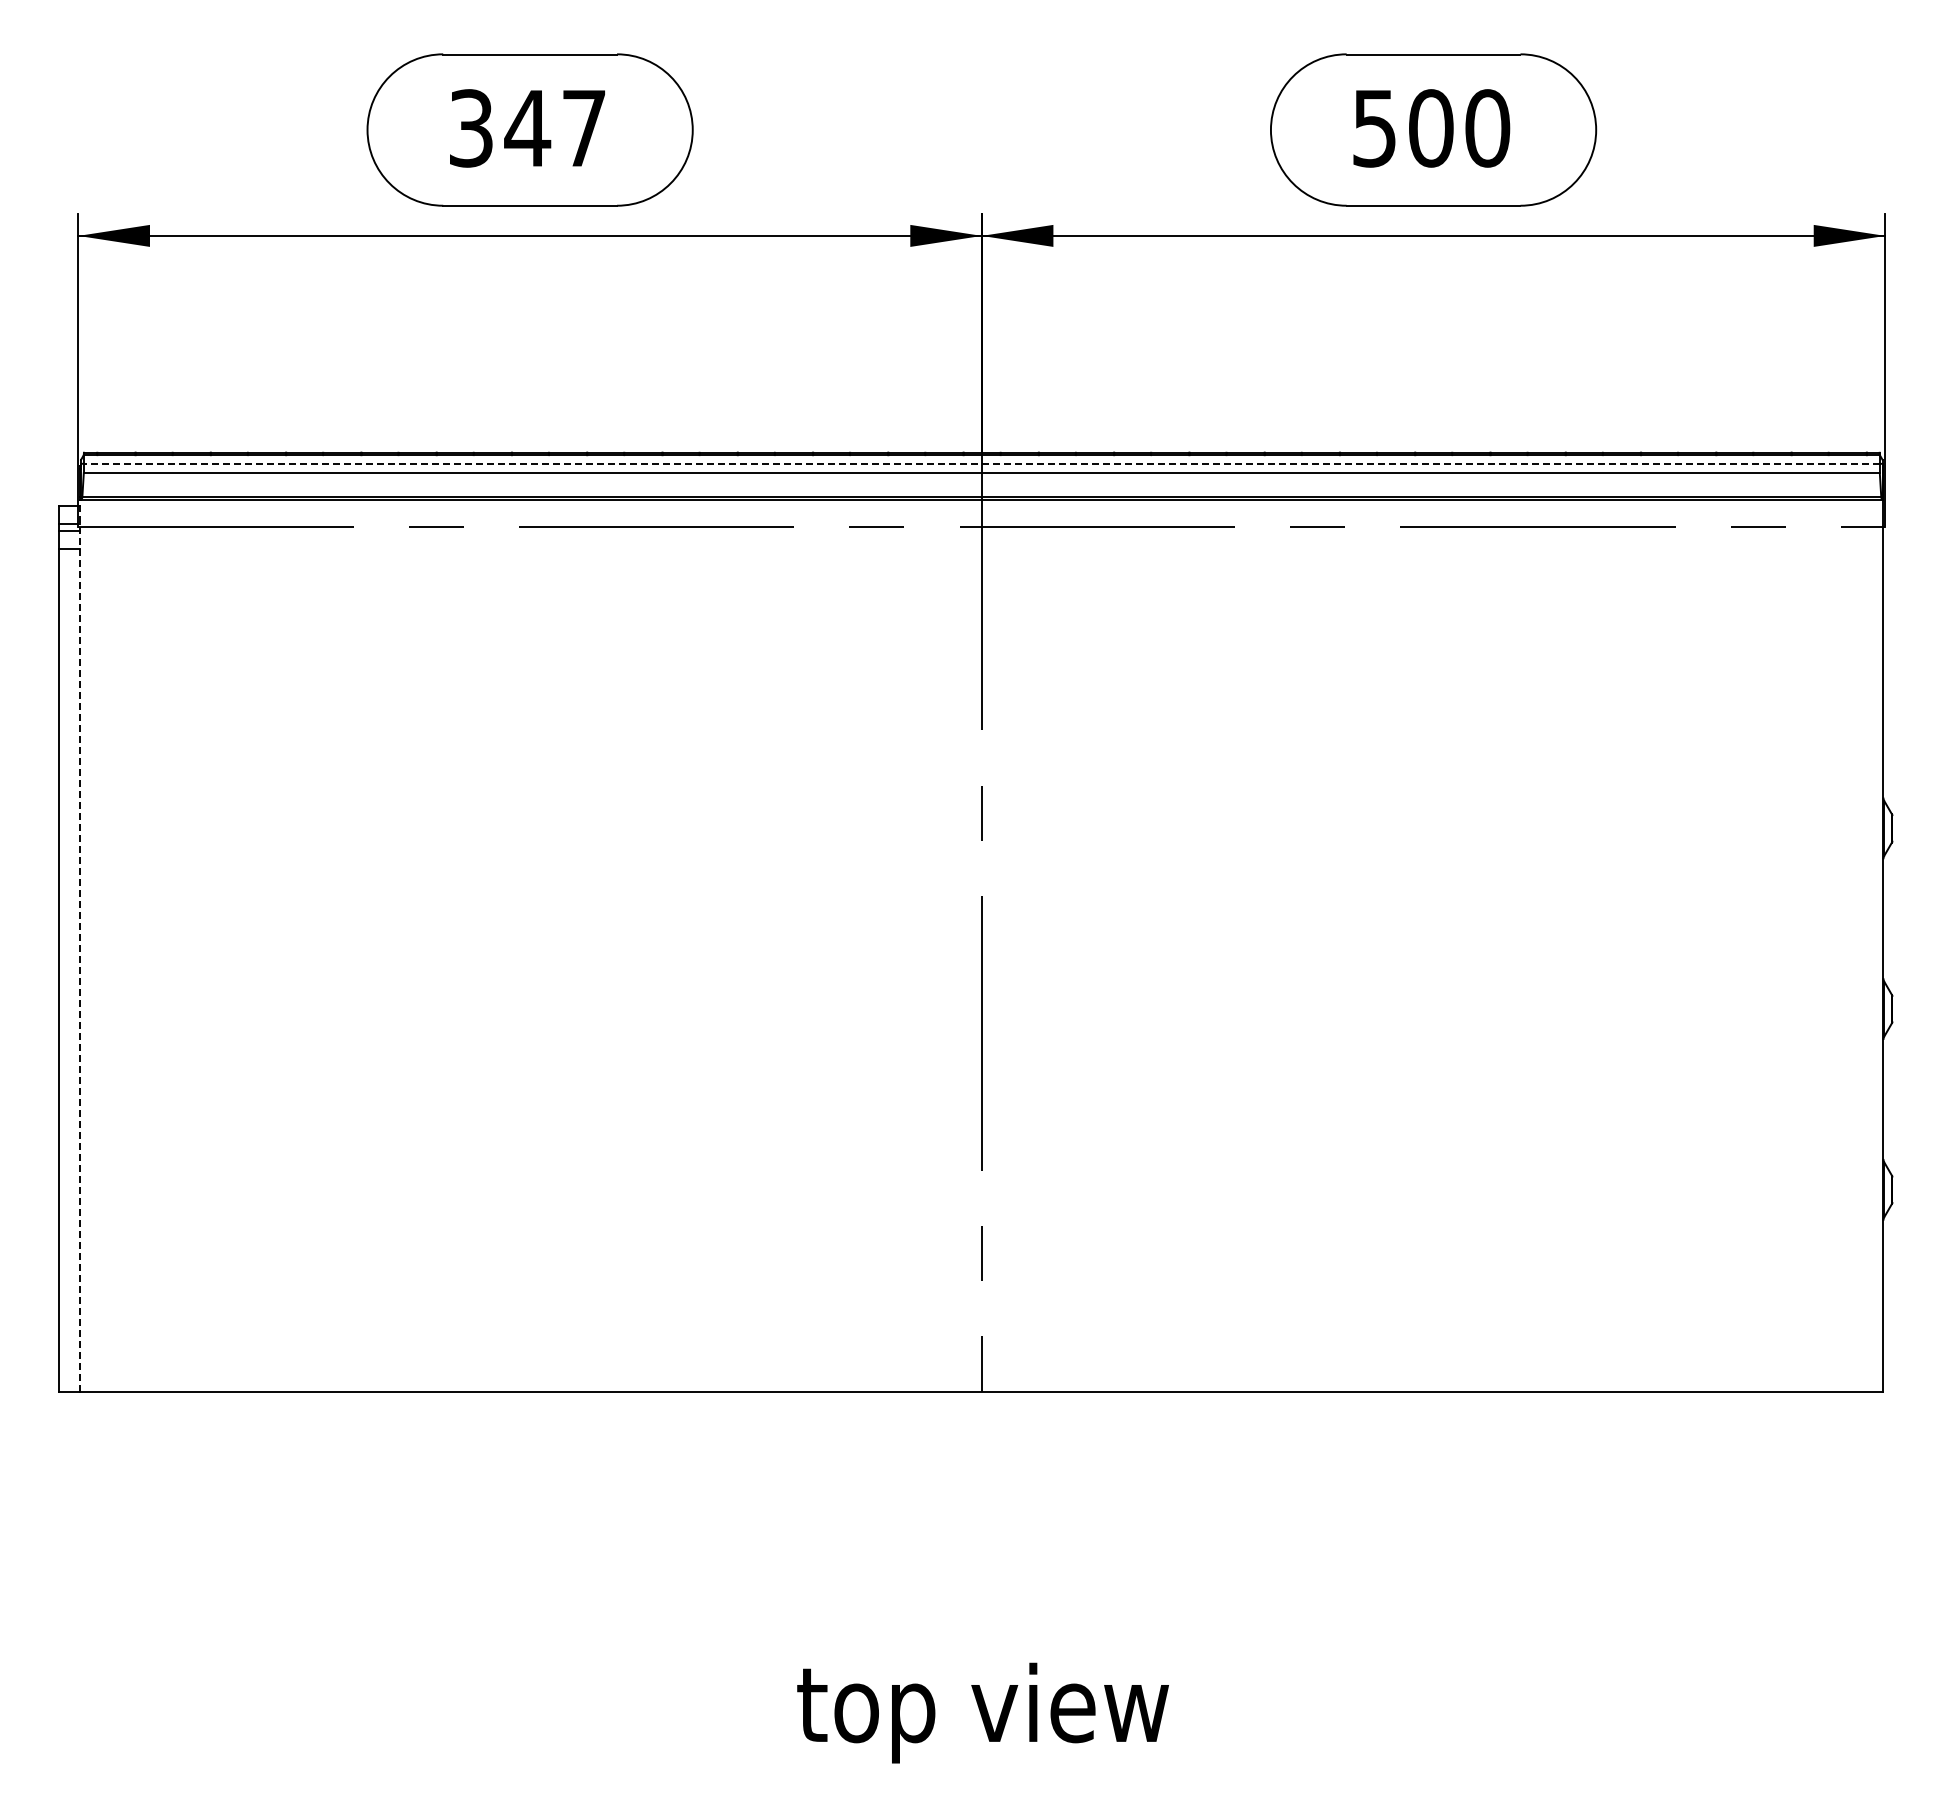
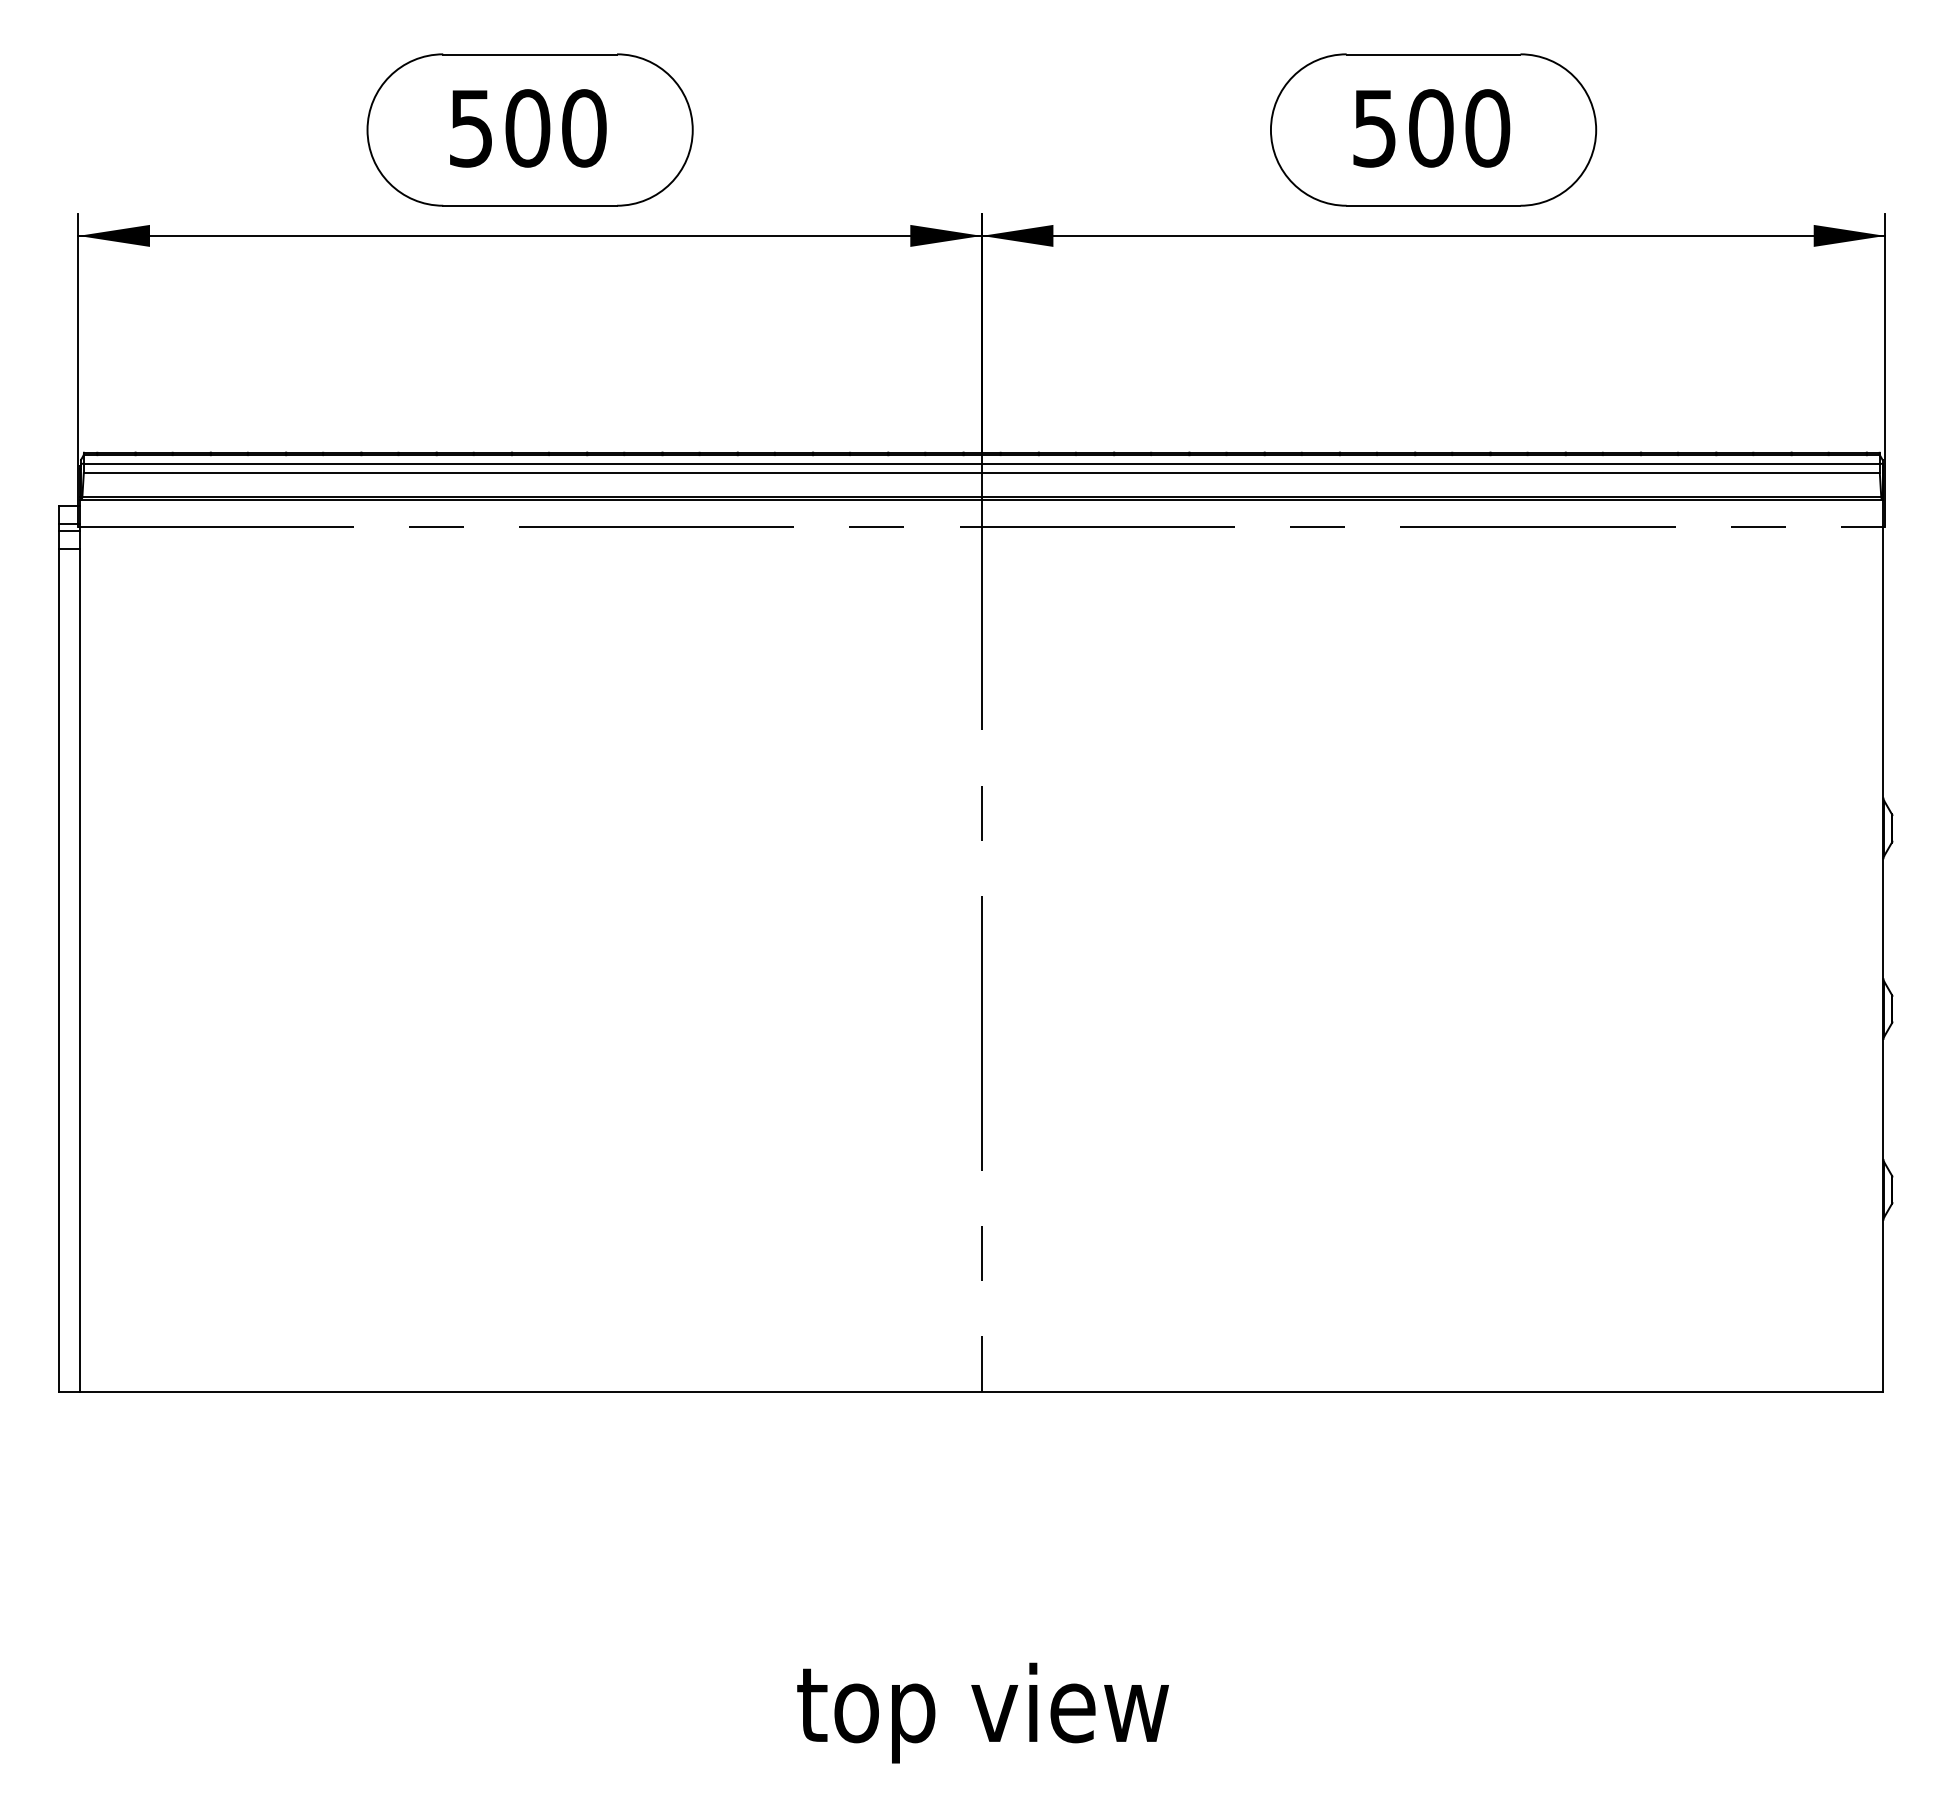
text: 347 -> 500 (528, 128)
line: dashed -> solid (981, 463)
line: dashed -> solid (80, 945)
